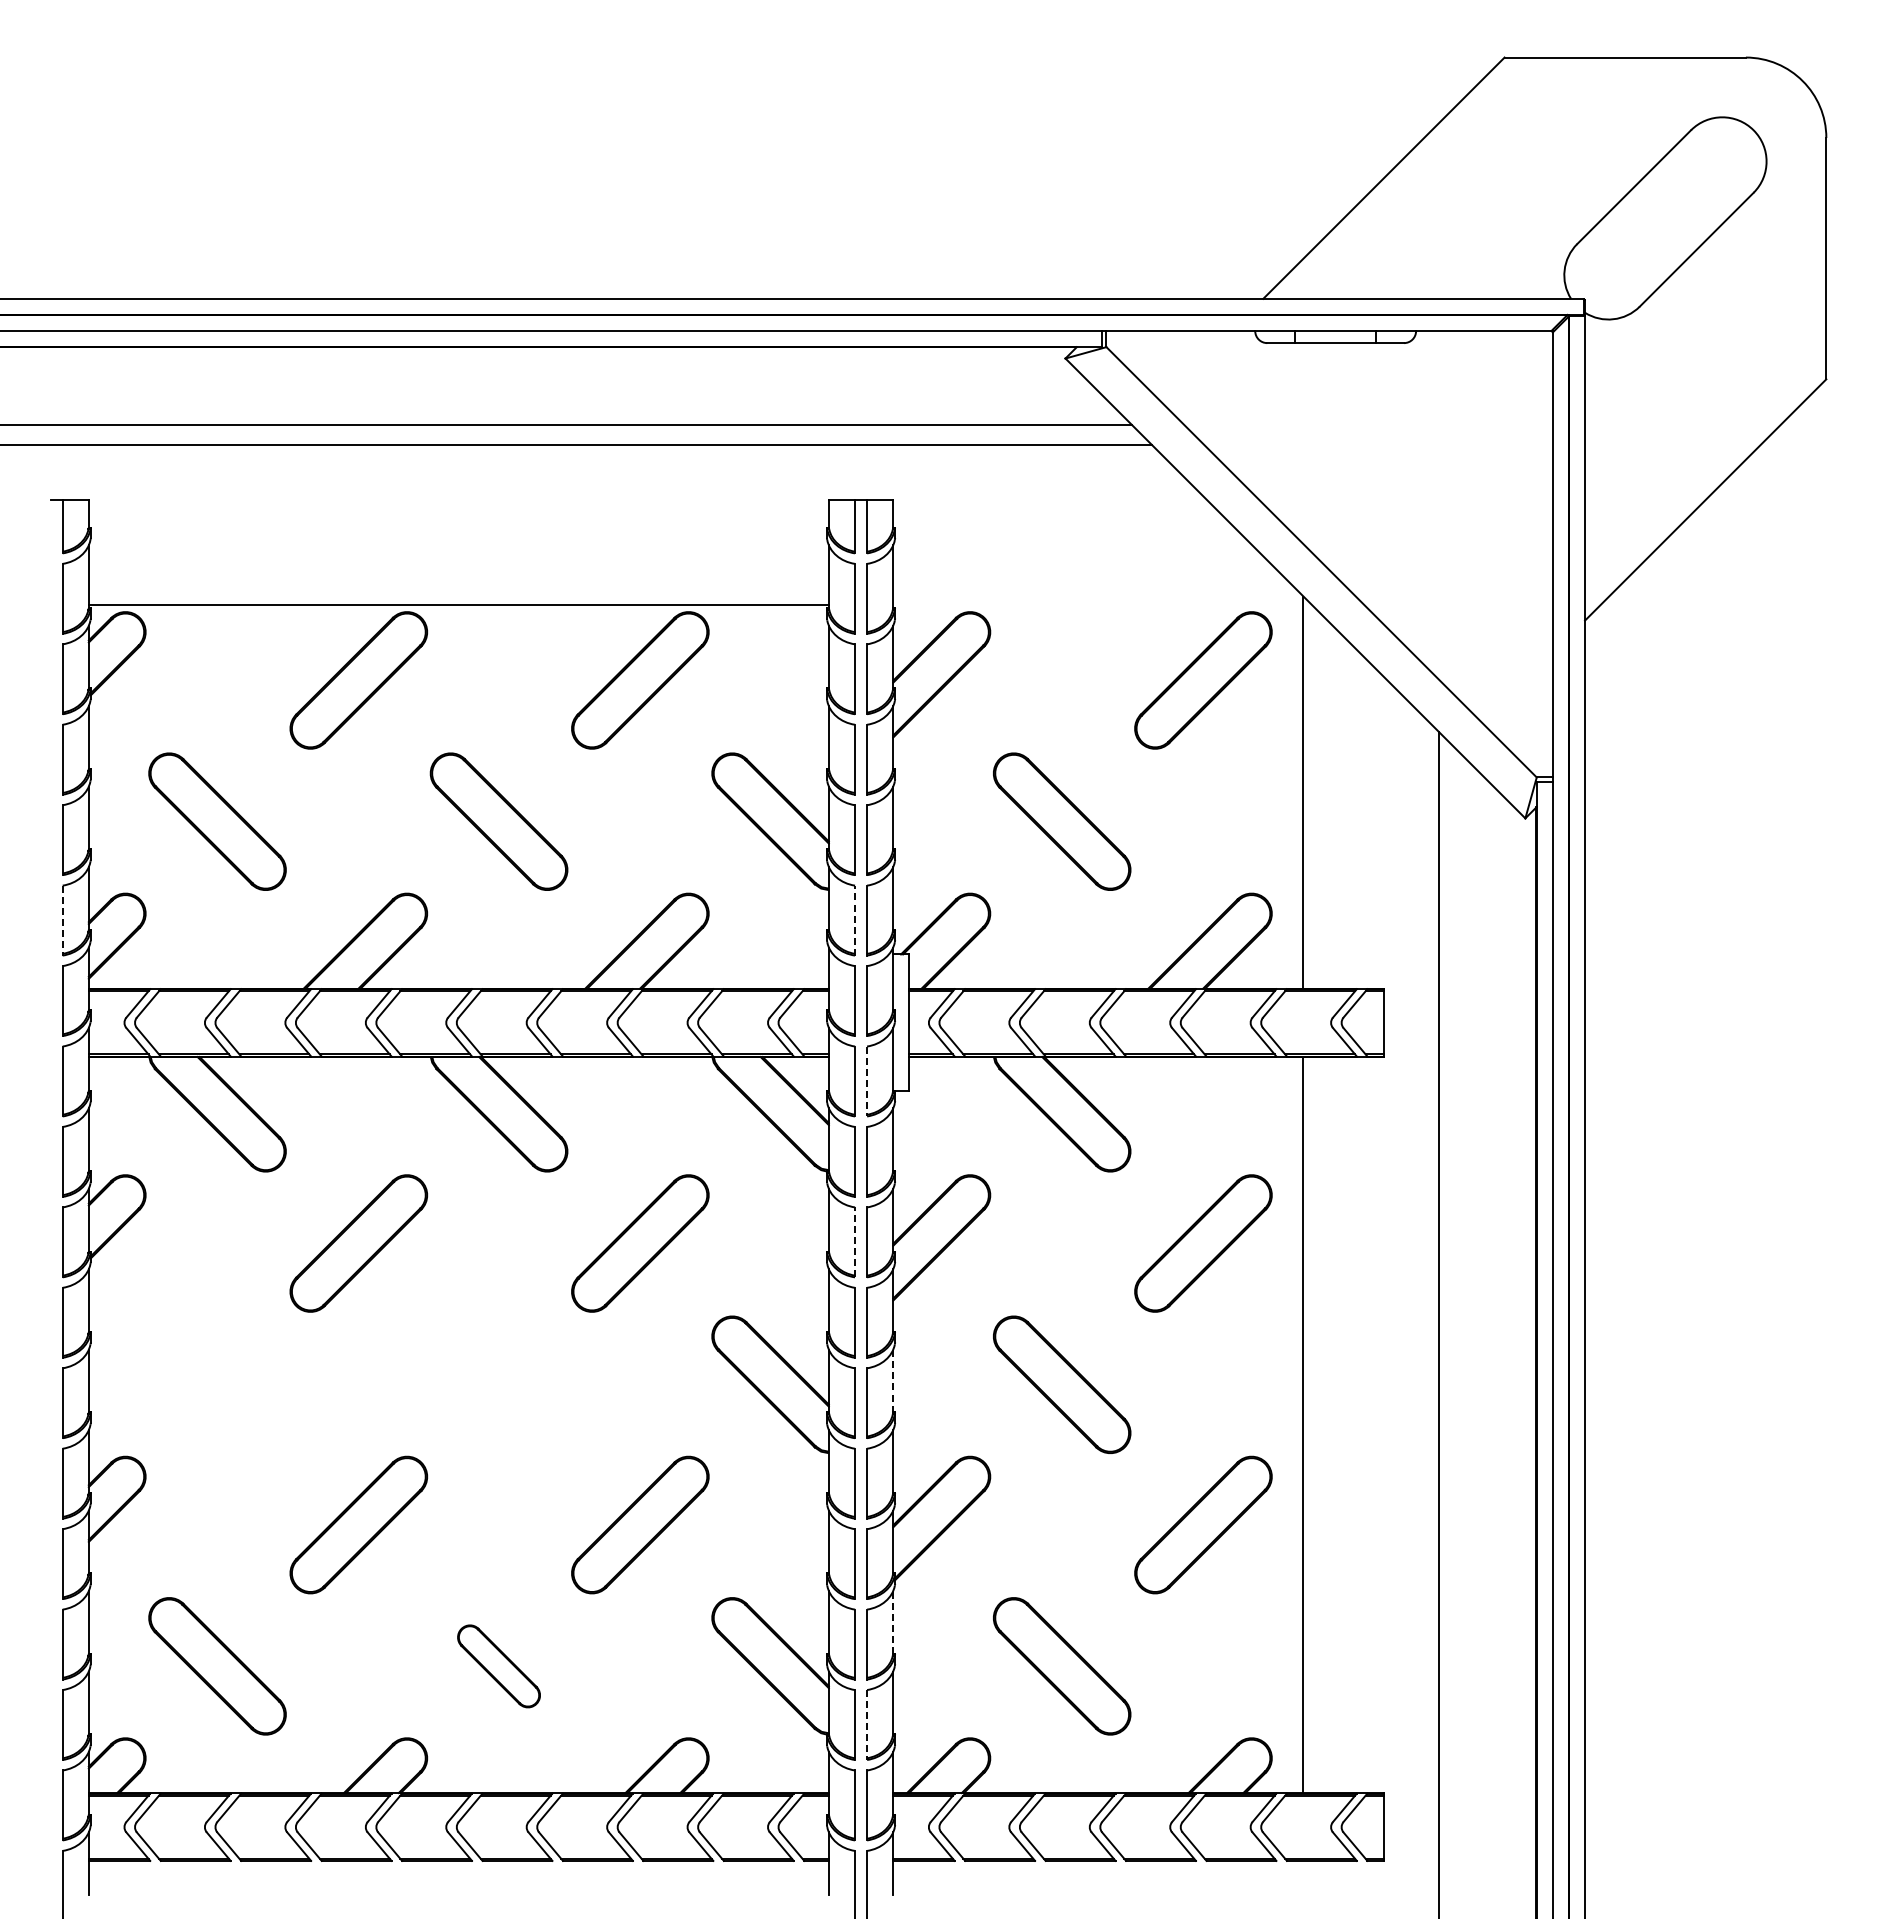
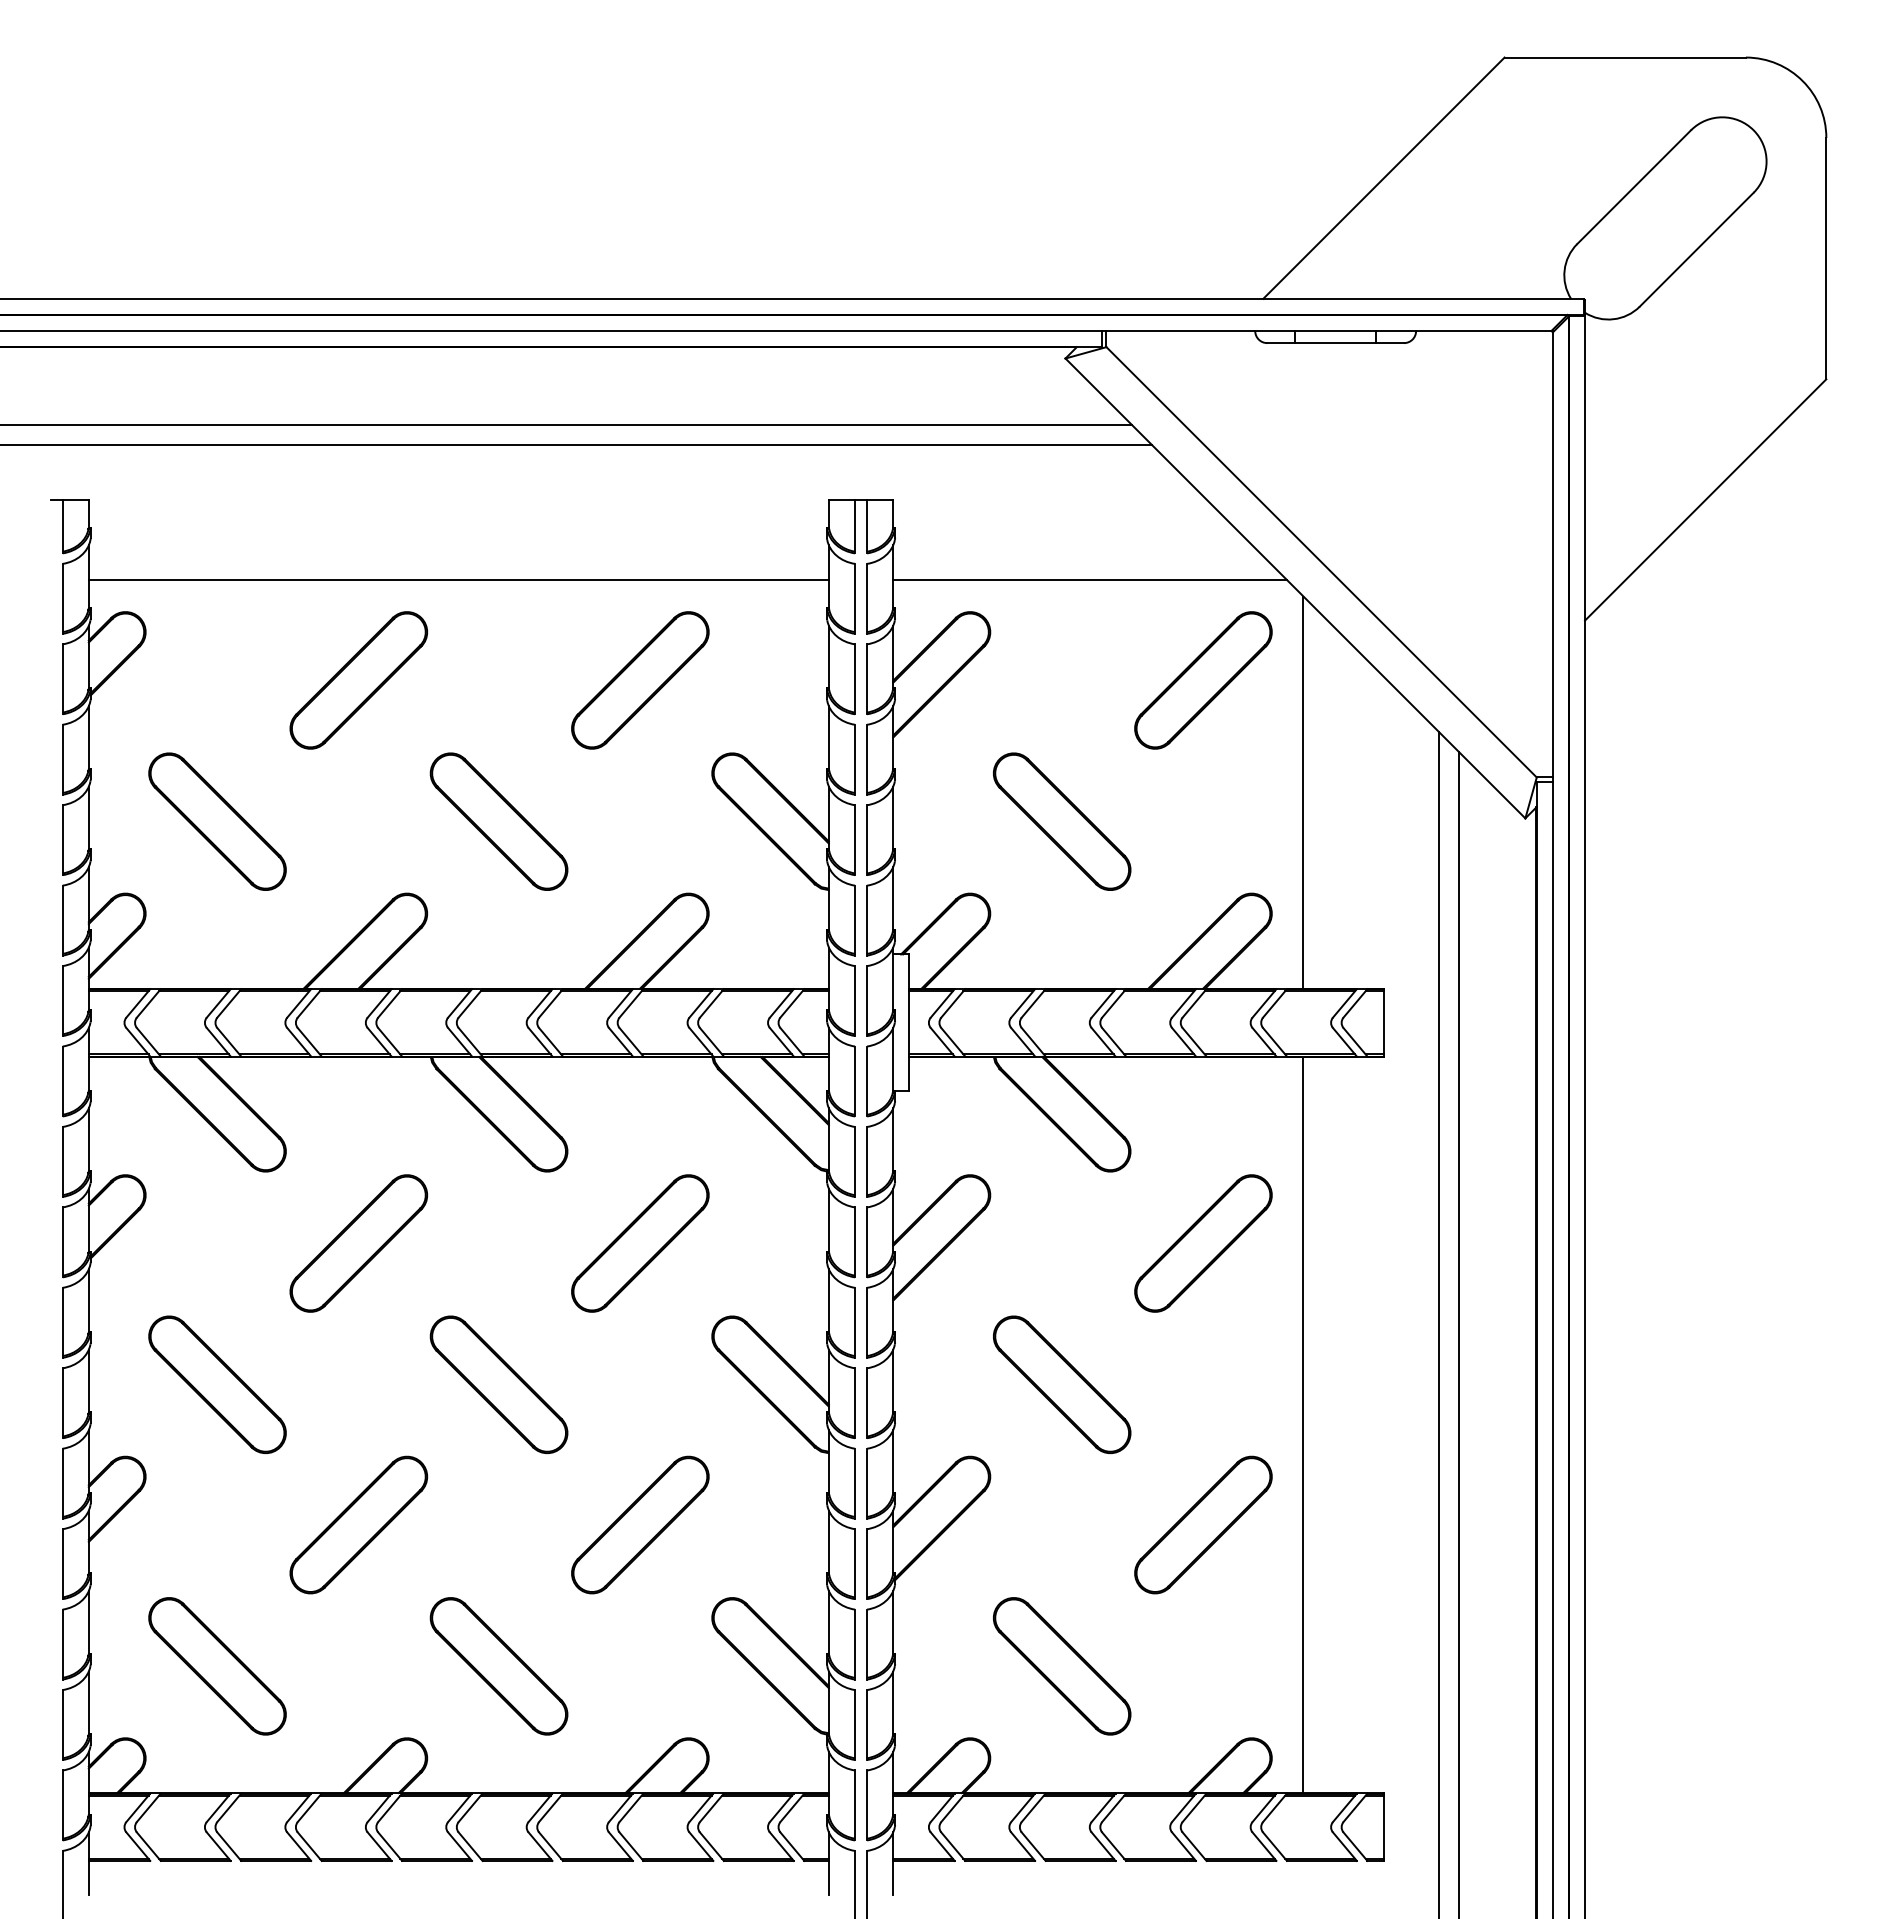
line: none -> present (1090, 580)
line position: (458, 605) -> (458, 580) (458, 580)
line: dashed -> solid (62, 920)
line: dashed -> solid (855, 920)
line: dashed -> solid (867, 1081)
line: dashed -> solid (855, 1242)
line: none -> present (1459, 1333)
line: dashed -> solid (893, 1380)
part: none -> present (217, 1384)
part: none -> present (498, 1384)
line: dashed -> solid (893, 1621)
part size: 84x85 px -> 140x139 px (498, 1666)
line: dashed -> solid (867, 1725)
